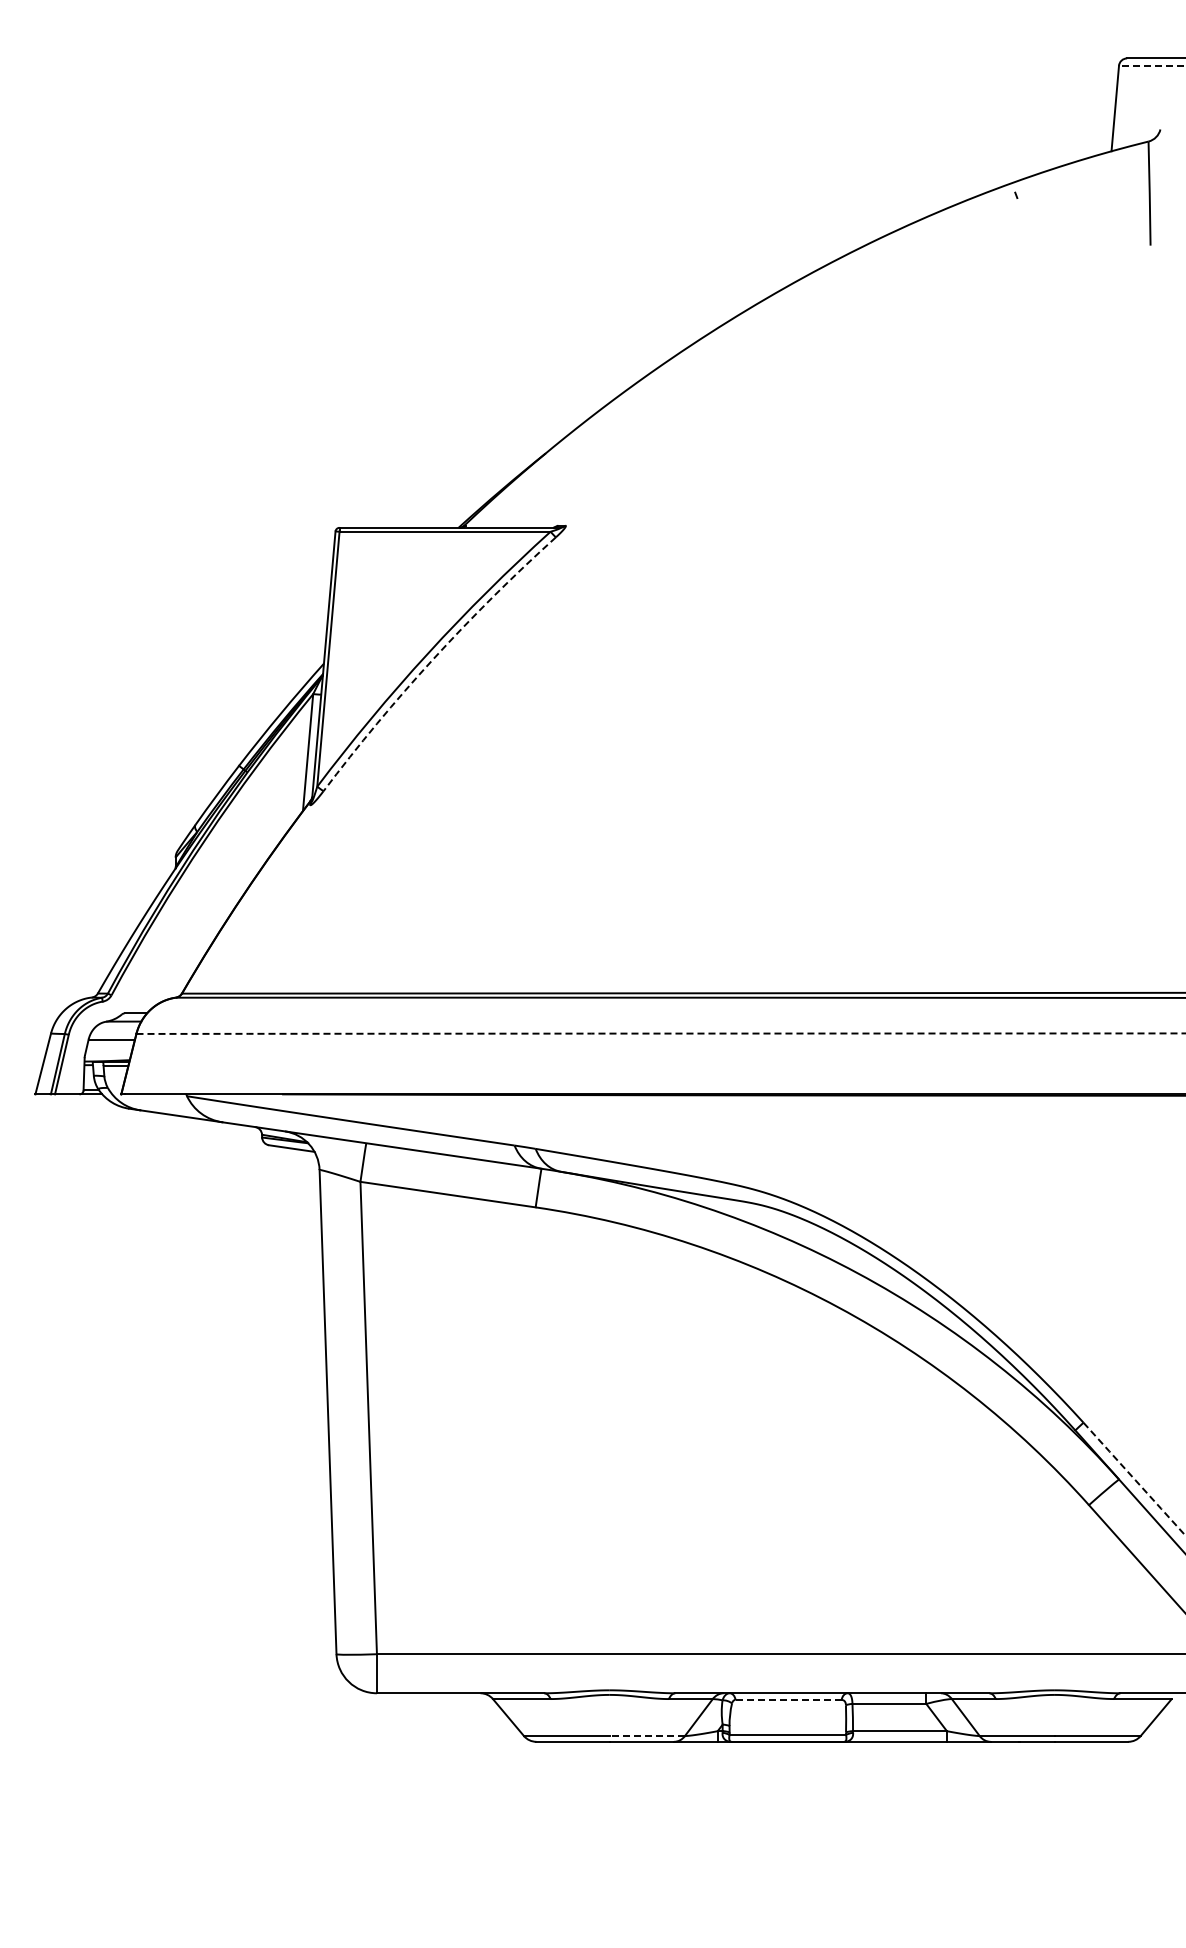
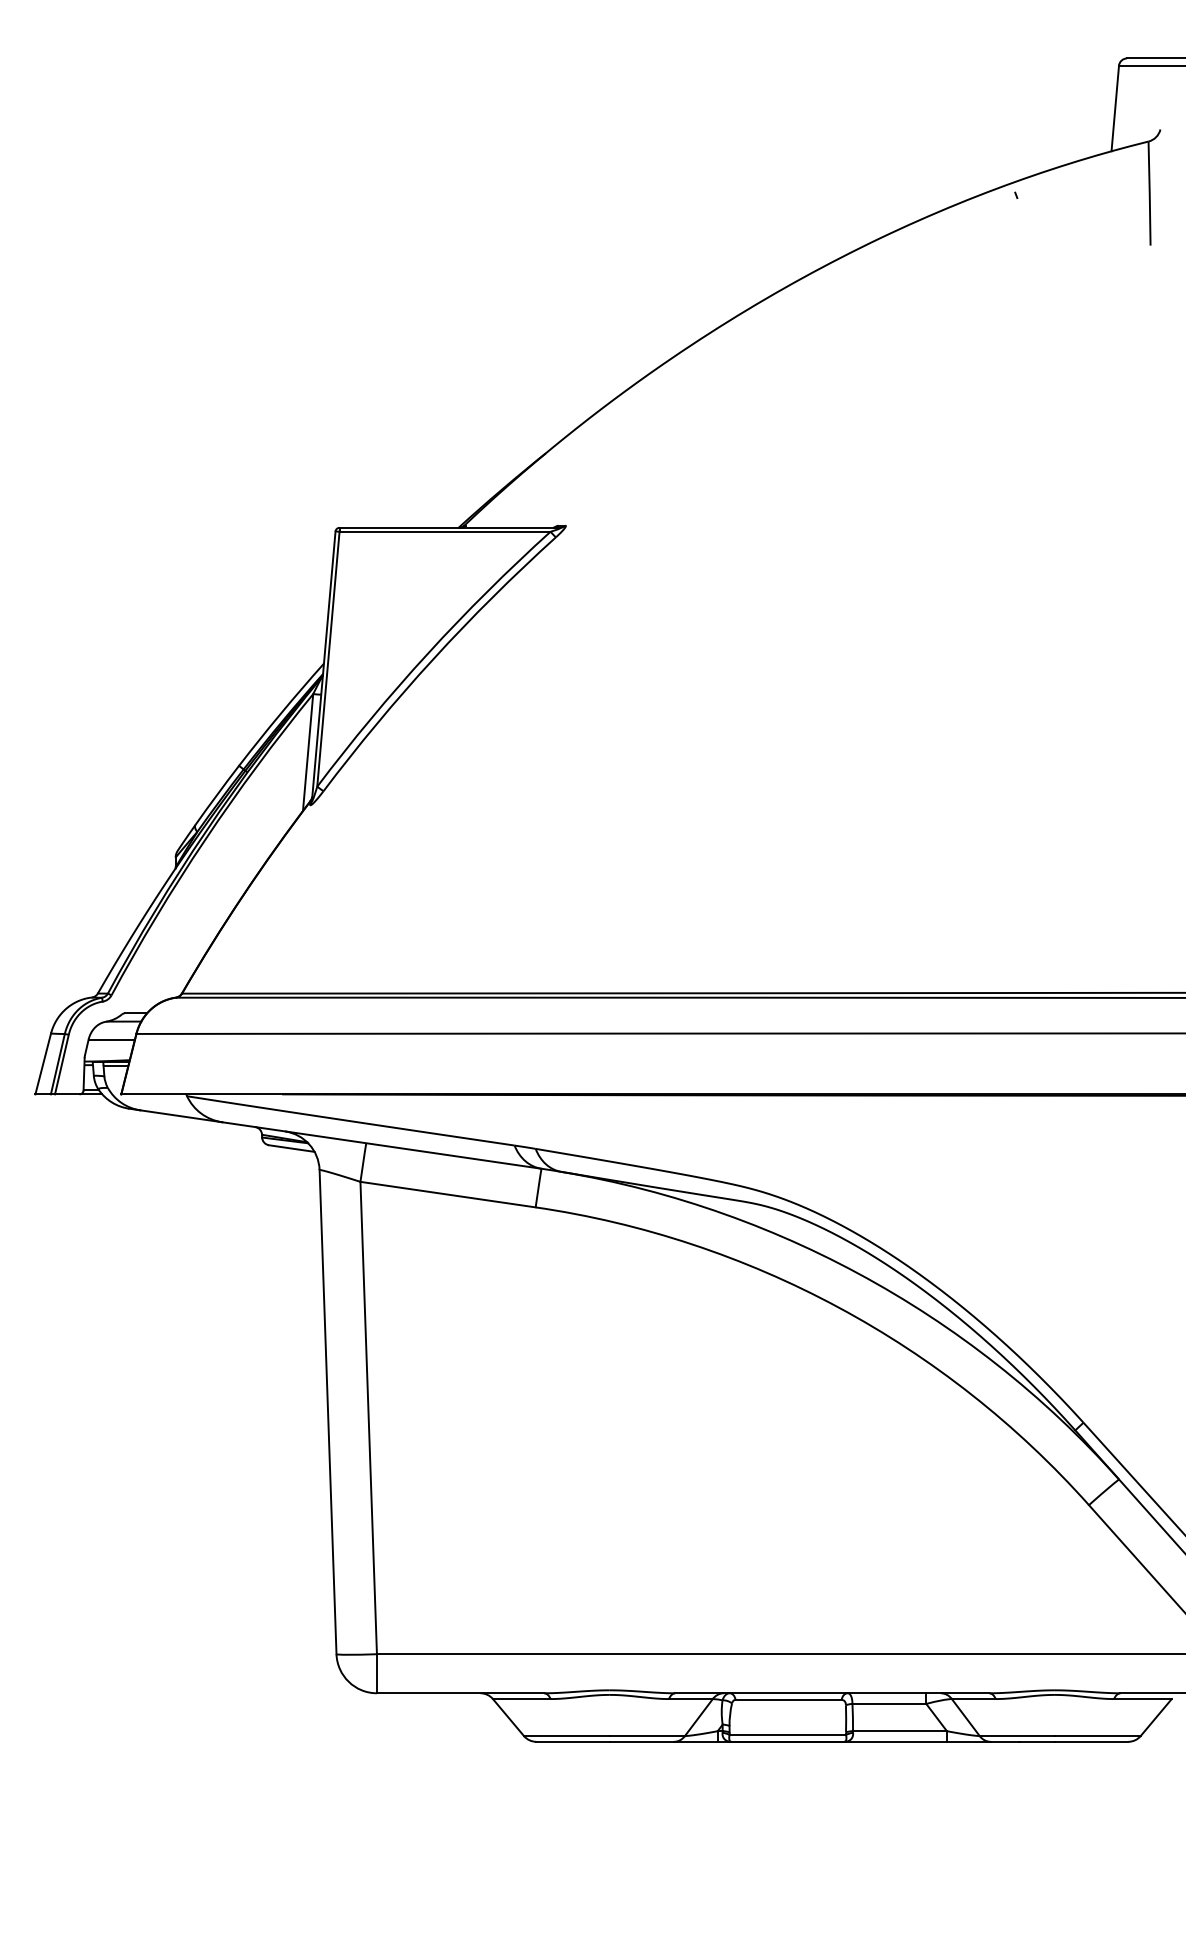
line: dashed -> solid (1151, 65)
arc: dashed -> solid (433, 658)
line: dashed -> solid (659, 1033)
arc: dashed -> solid (1134, 1479)
line: dashed -> solid (789, 1699)
line: dashed -> solid (647, 1736)
